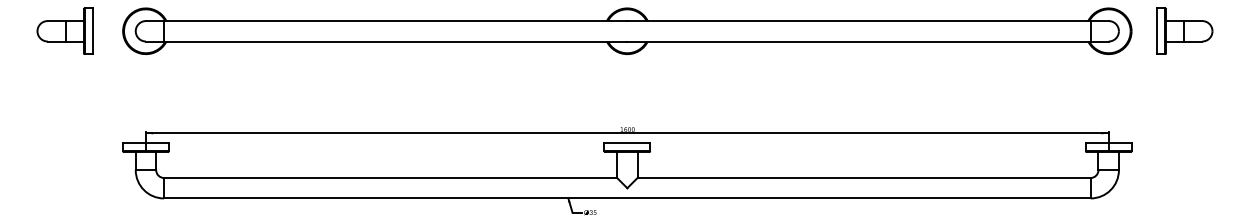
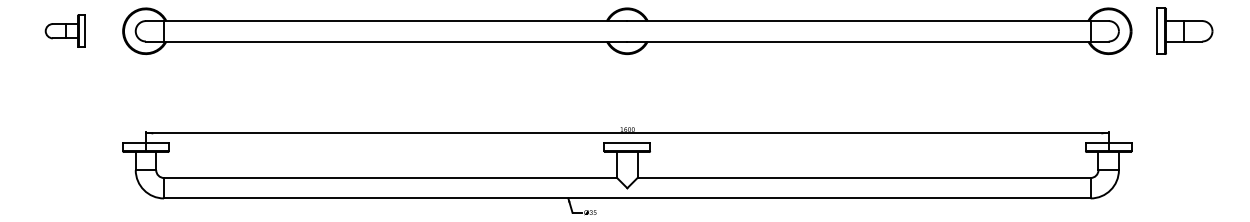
part size: 58x48 px -> 42x34 px (64, 30)
